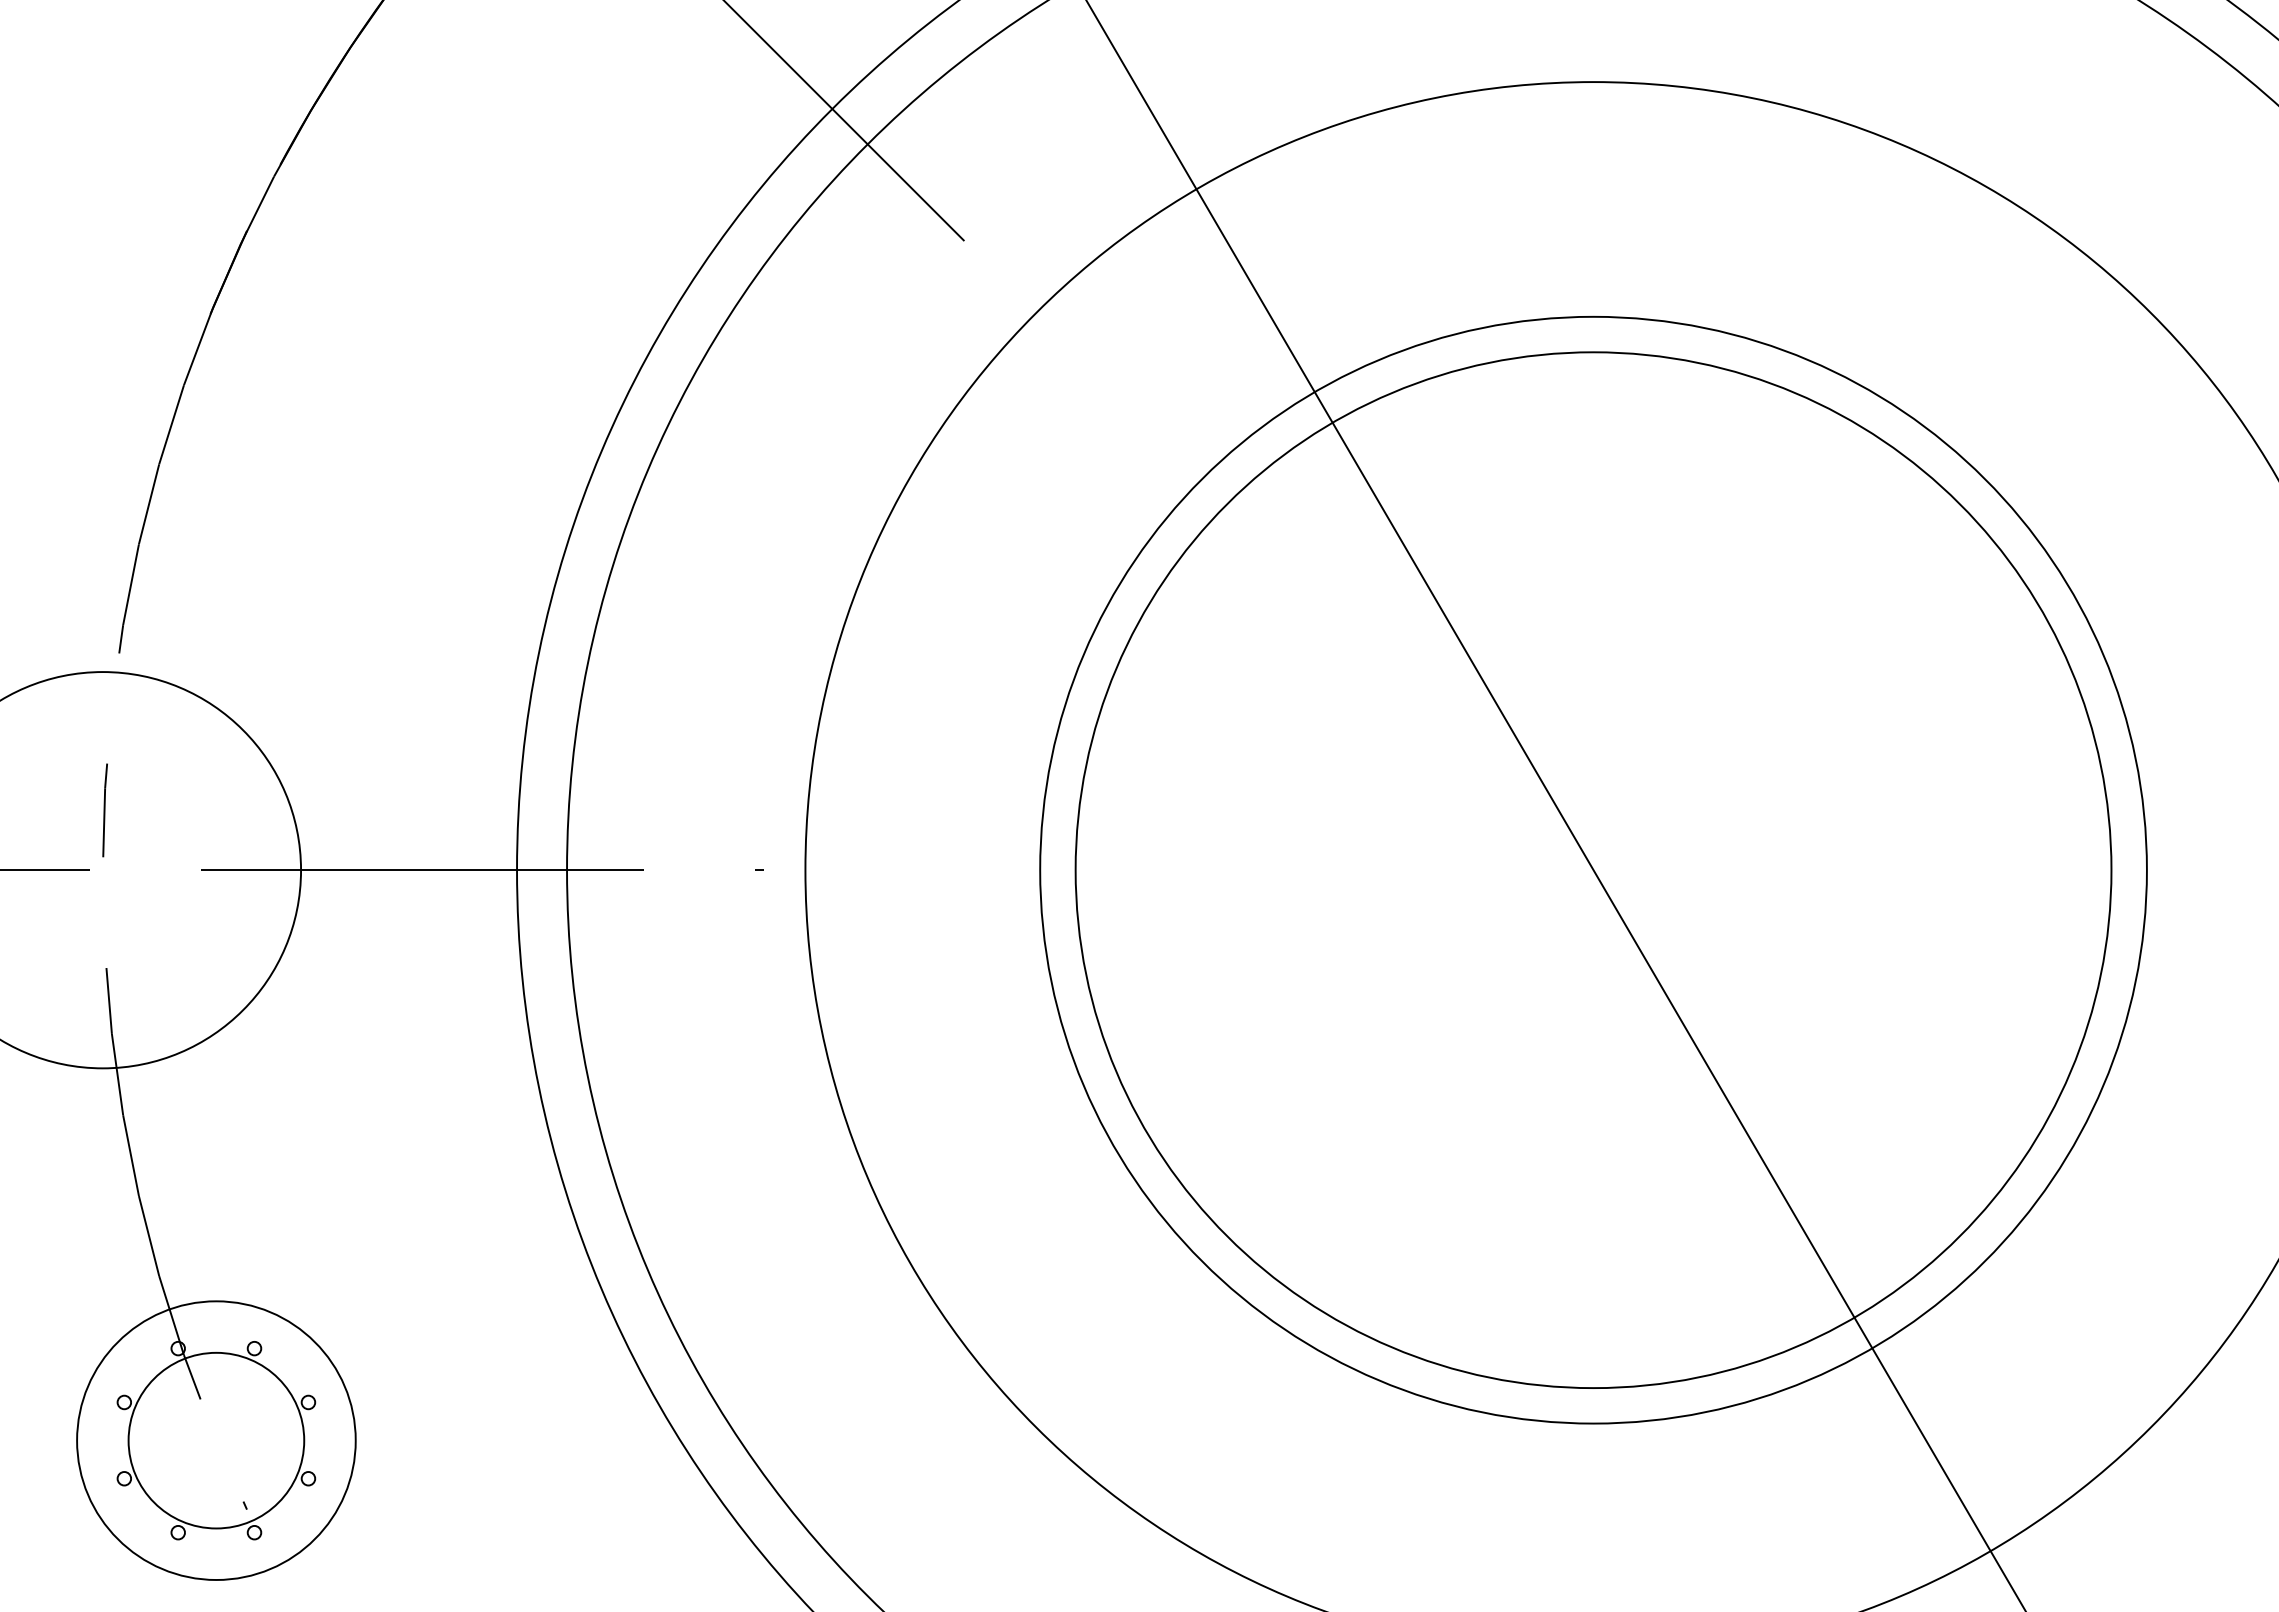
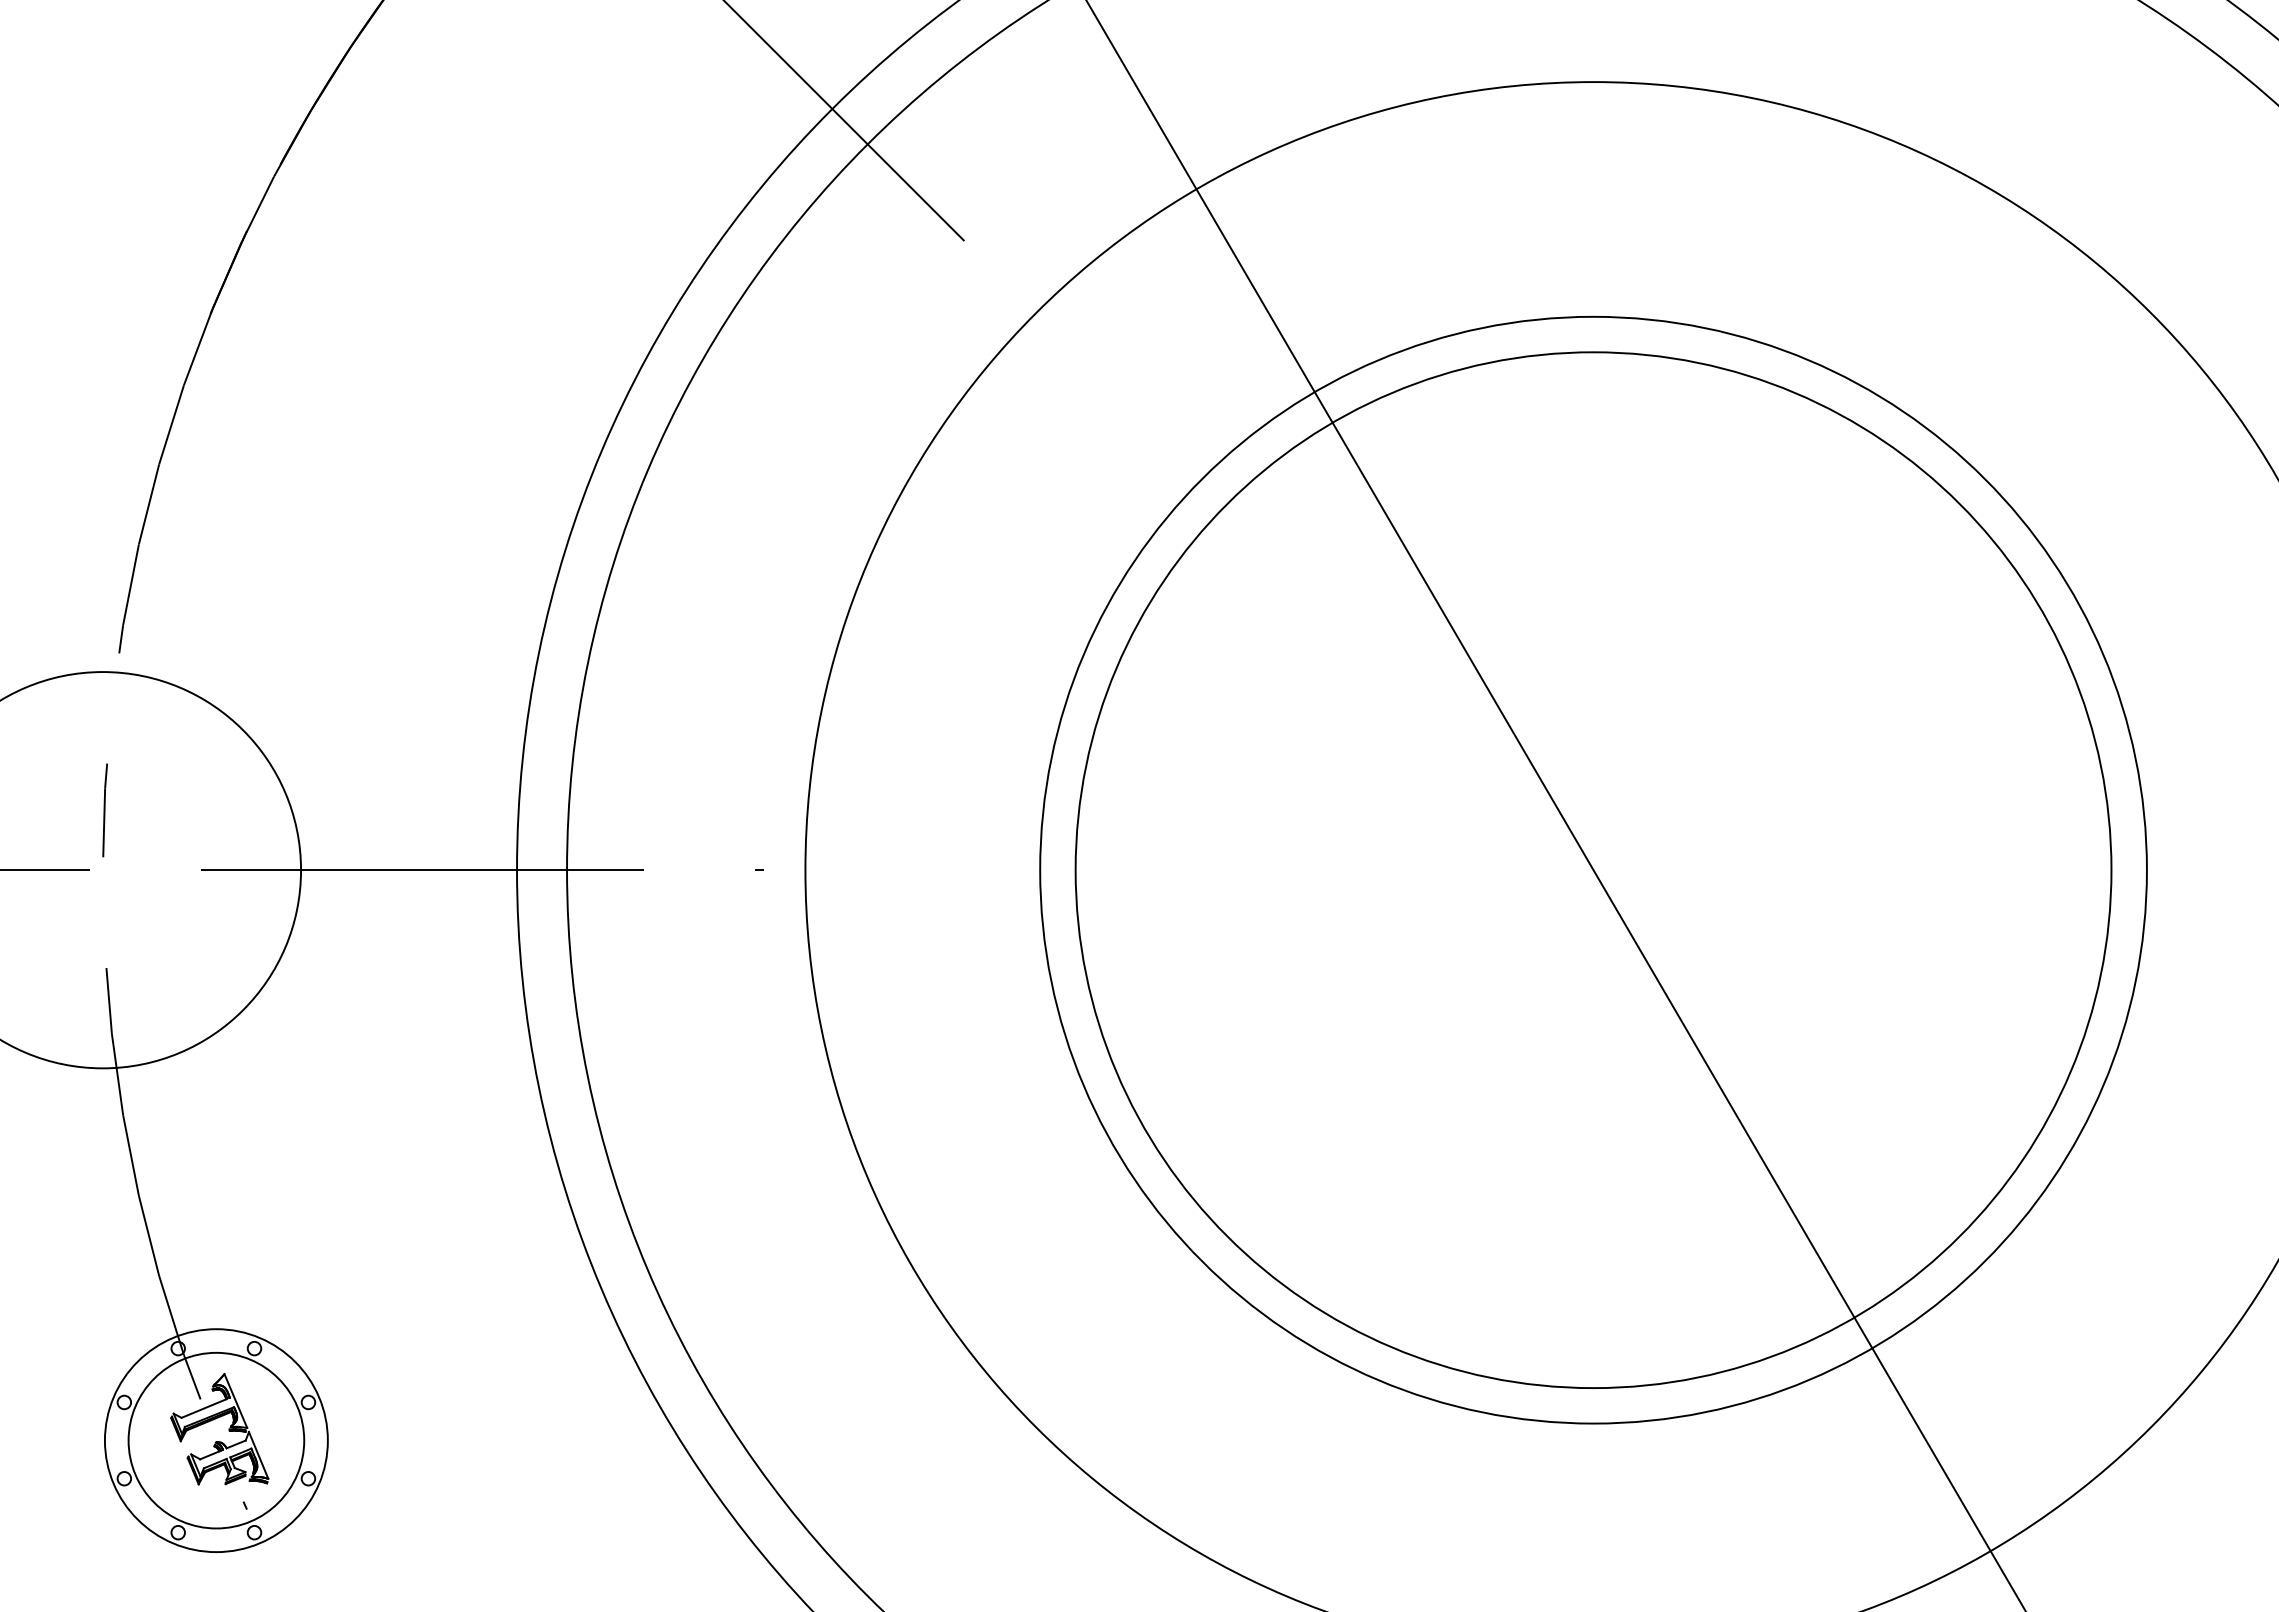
part: none -> present (228, 1429)
circle diameter: 279 px -> 223 px (215, 1440)
